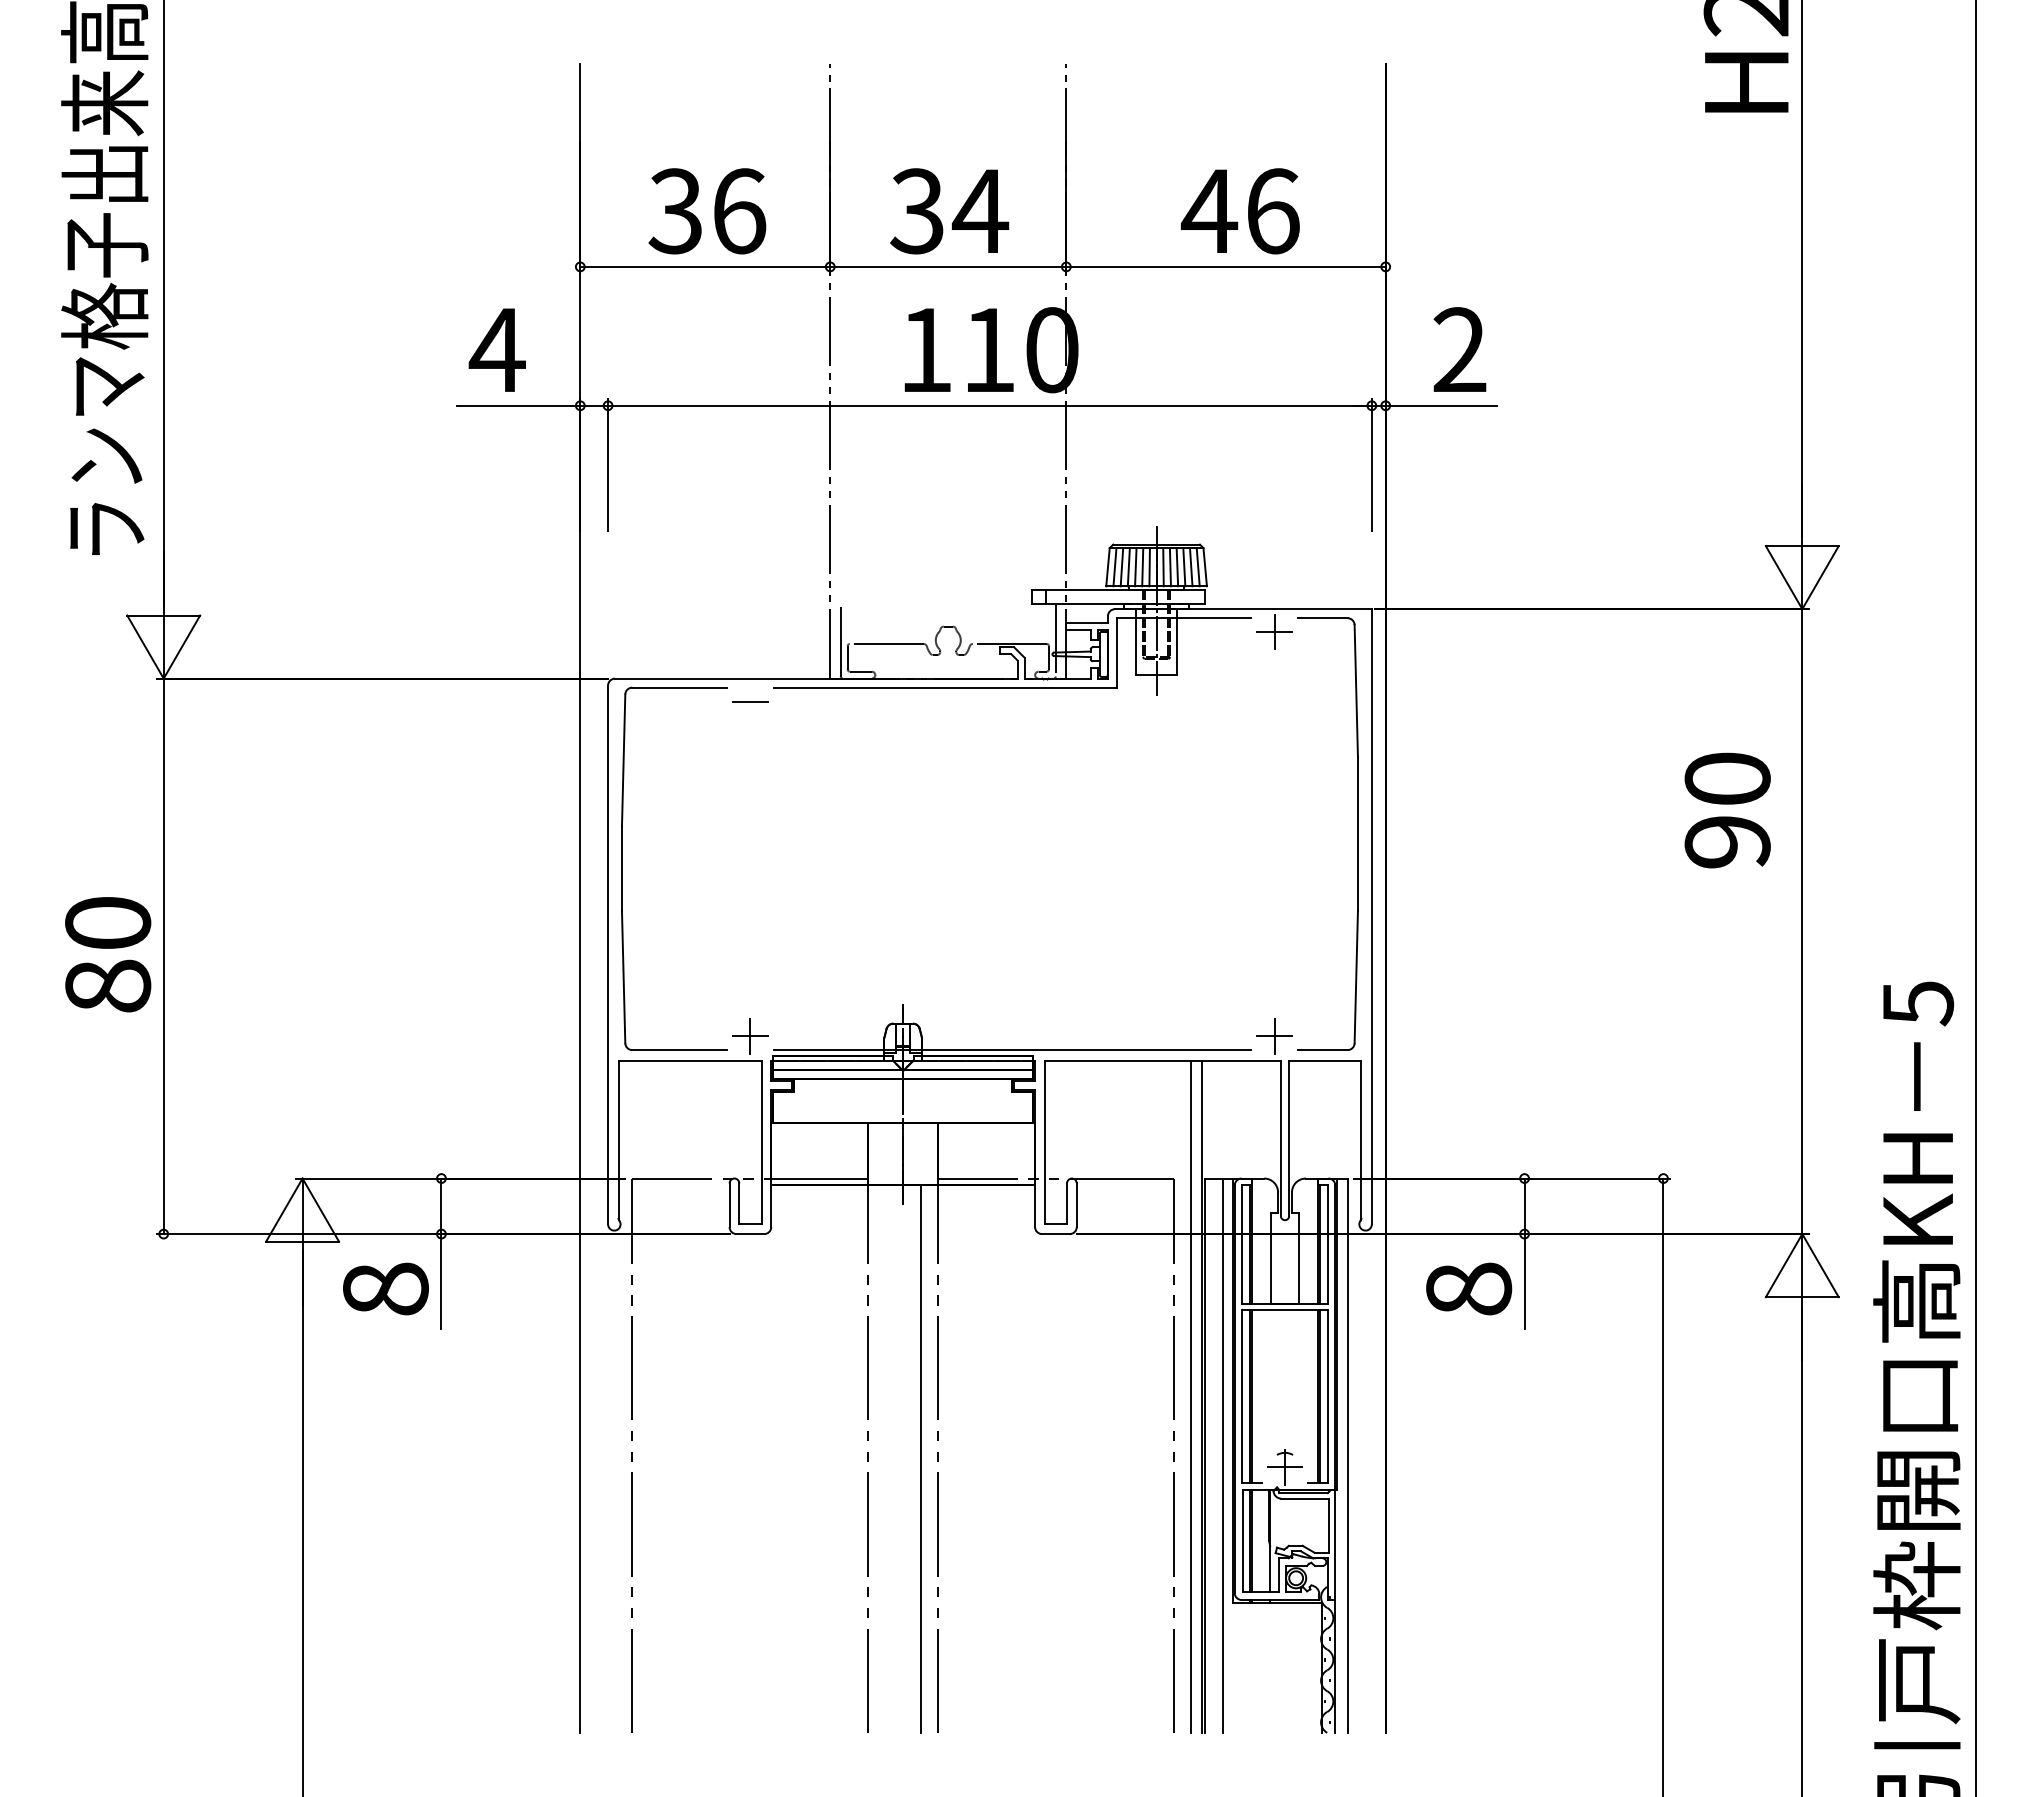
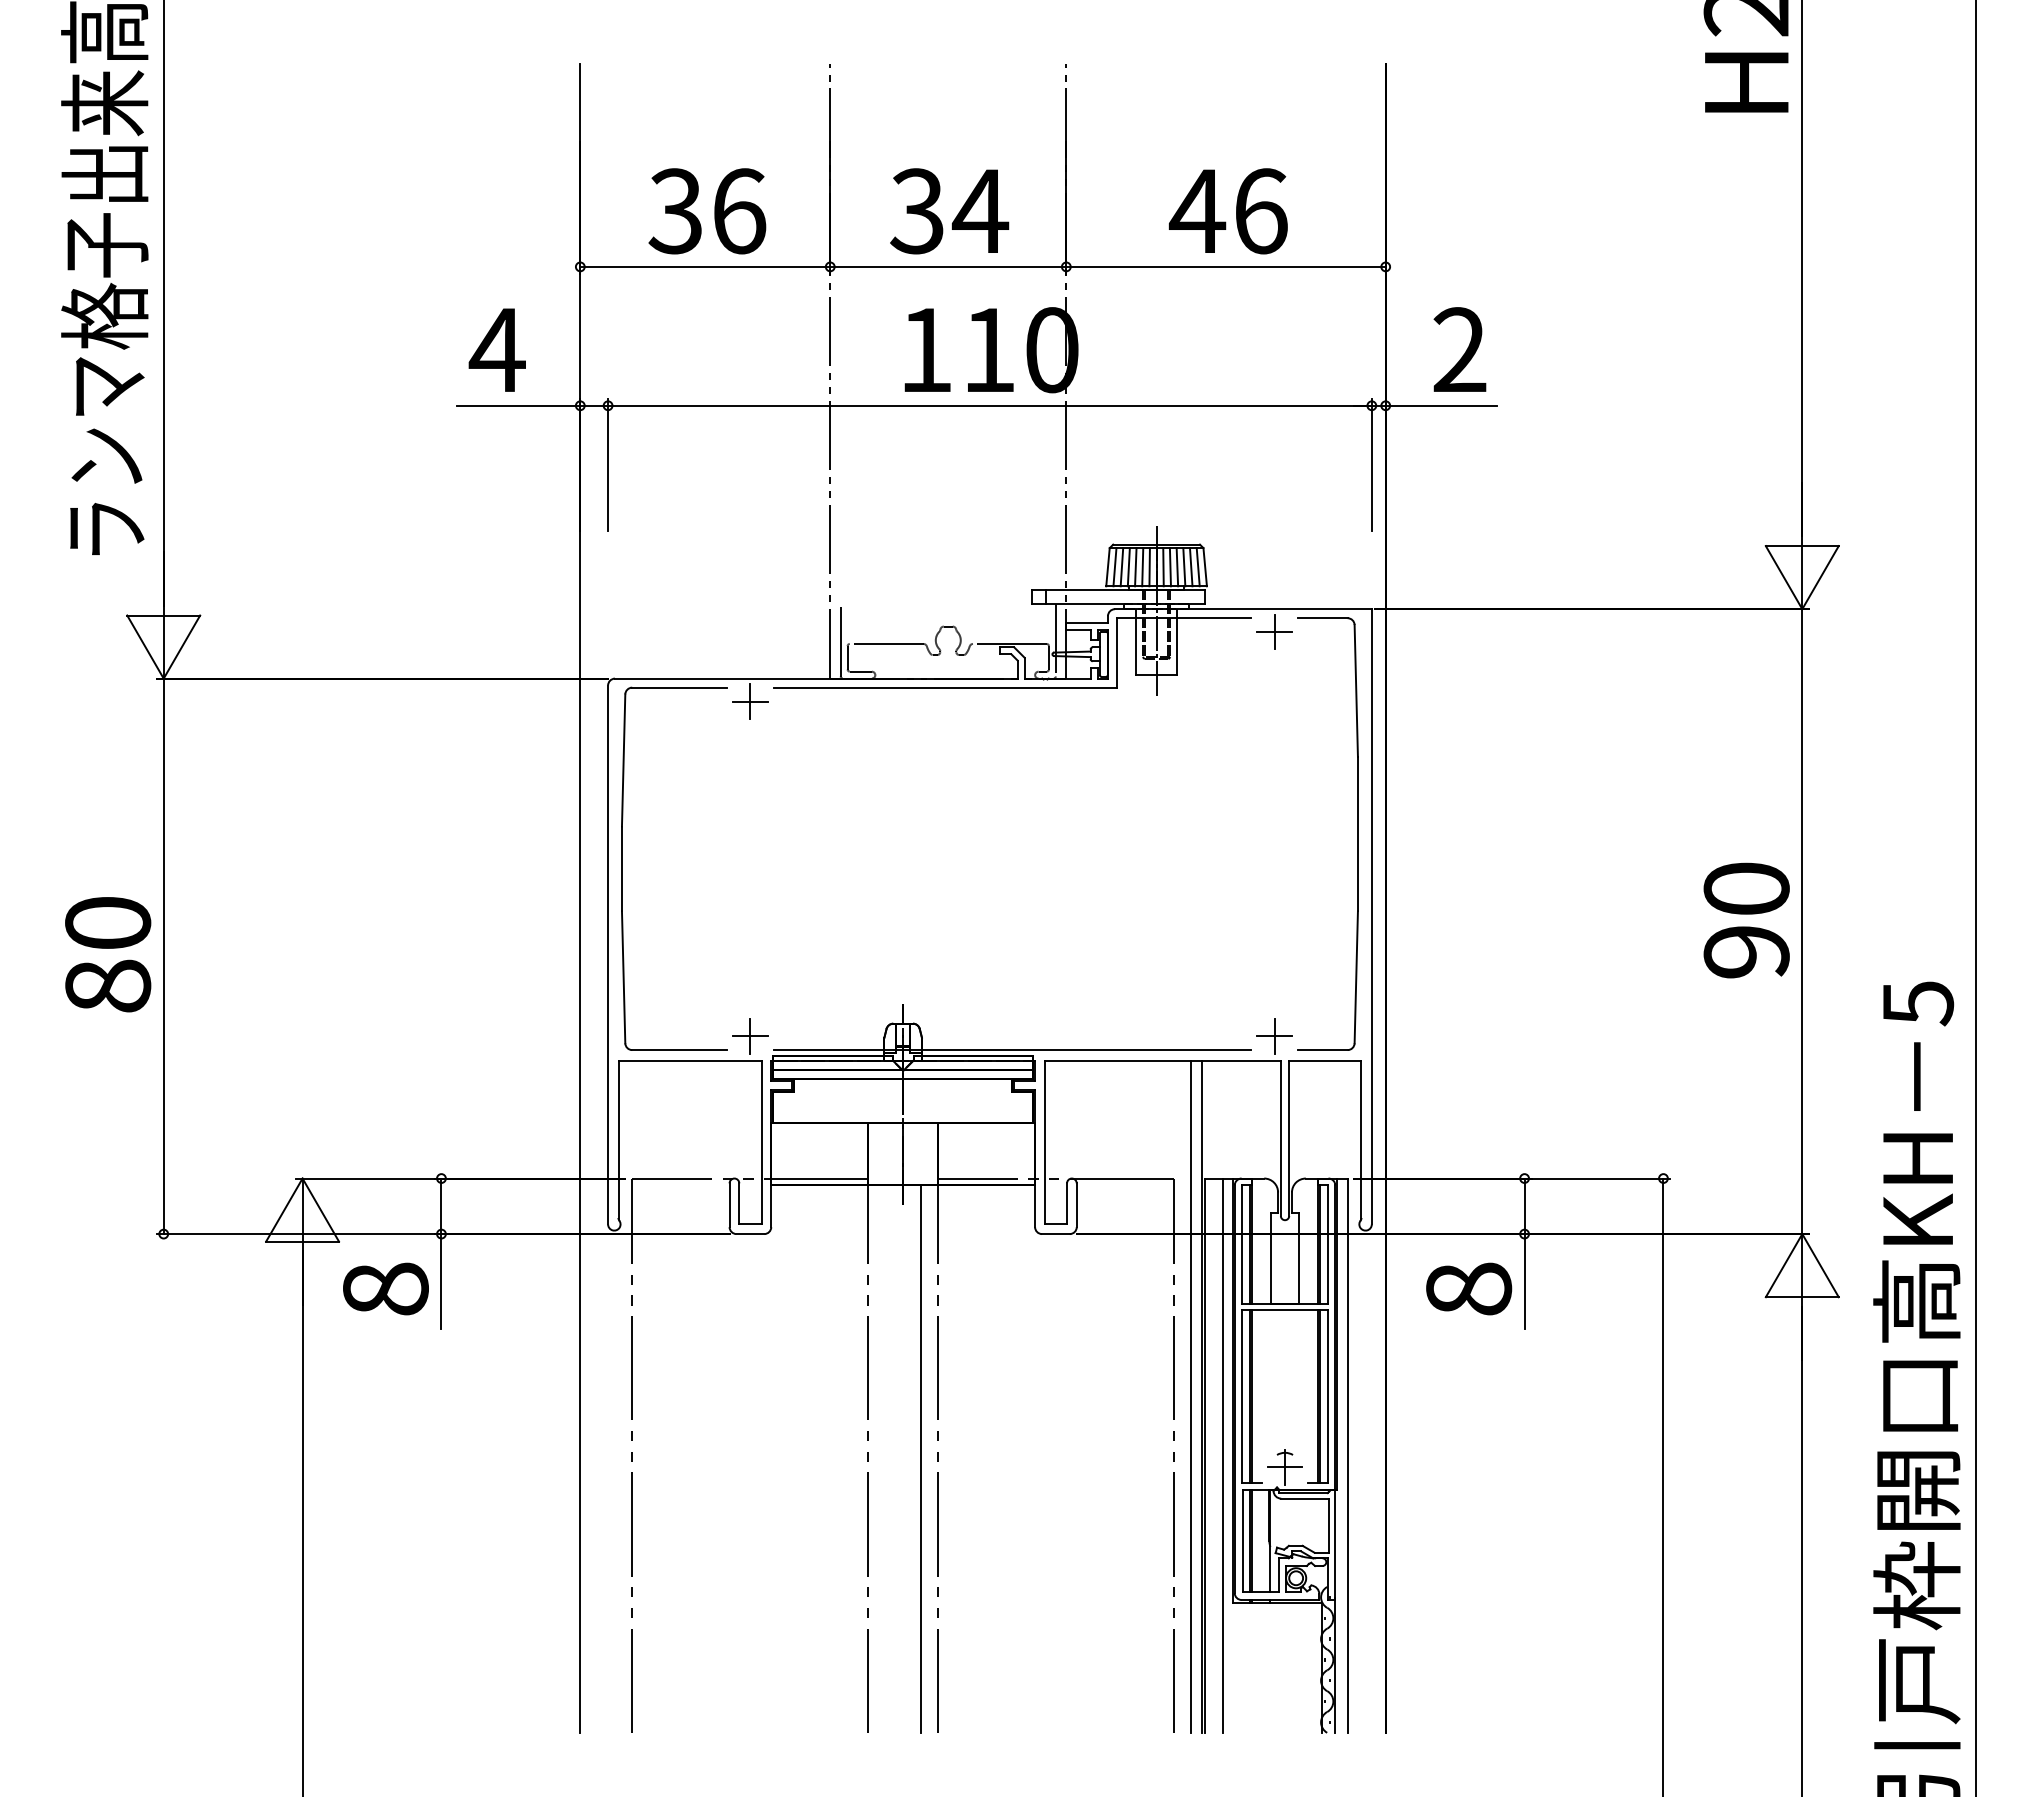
text position: (1239, 211) -> (1227, 211) (1227, 211)
line: none -> present (750, 701)
text position: (1727, 810) -> (1746, 920) (1746, 920)
